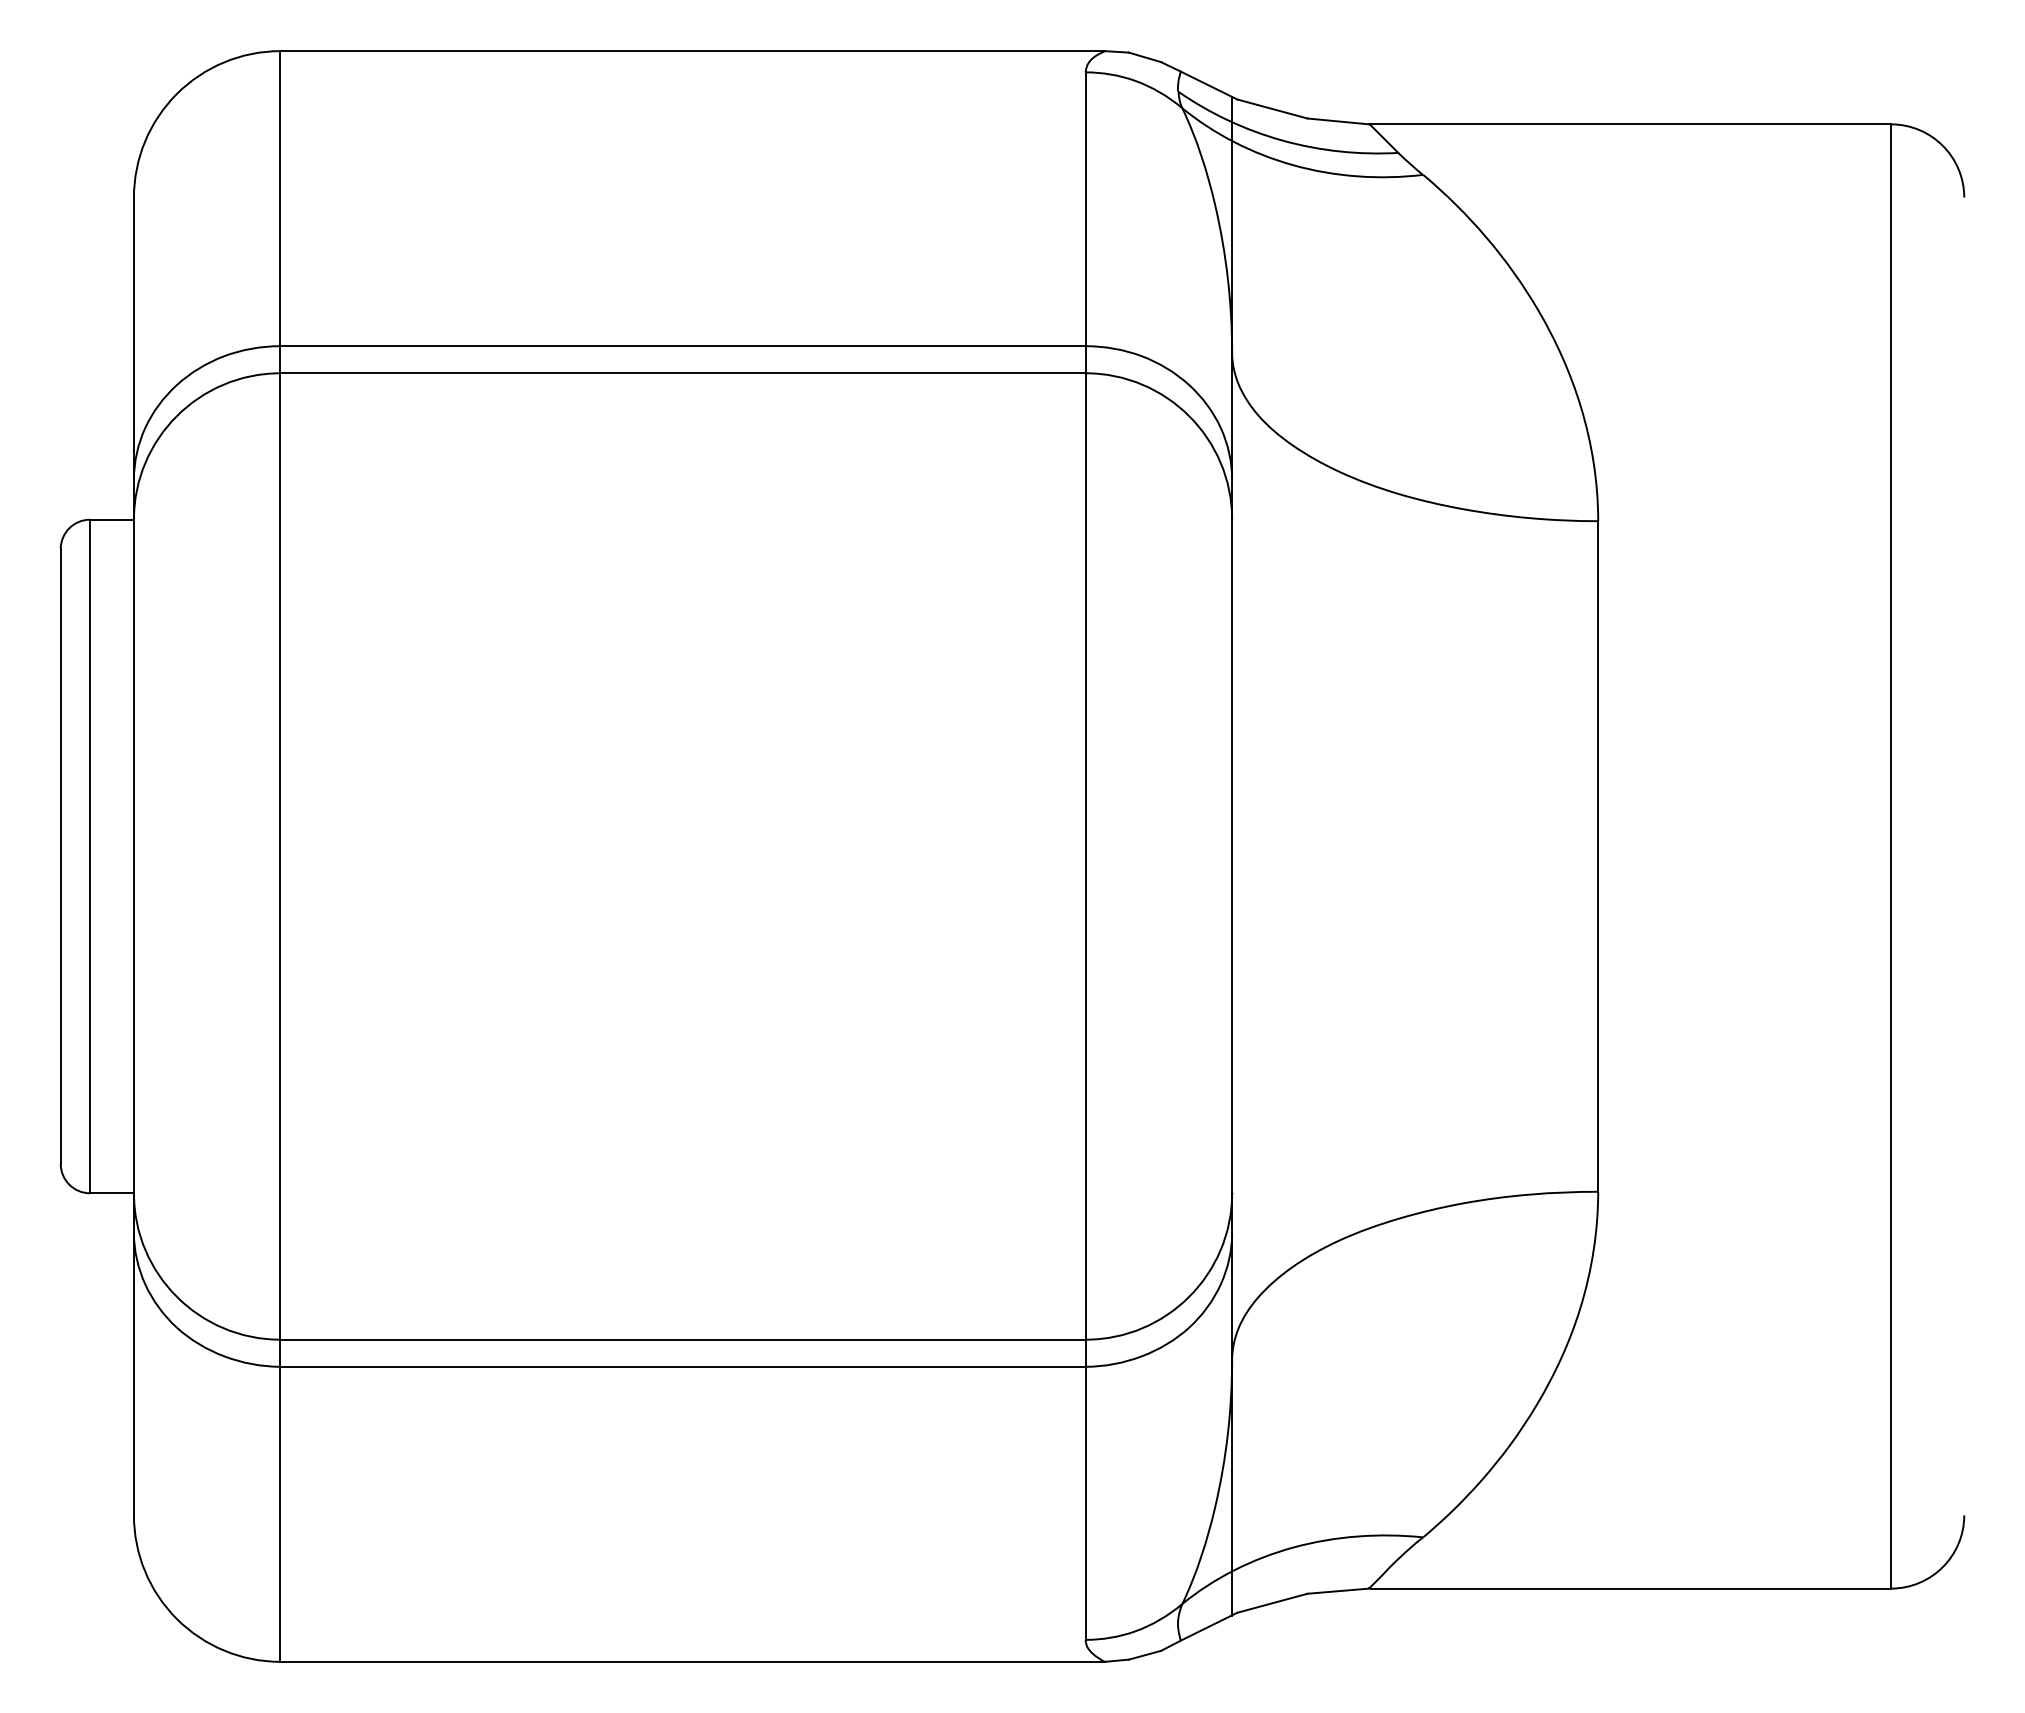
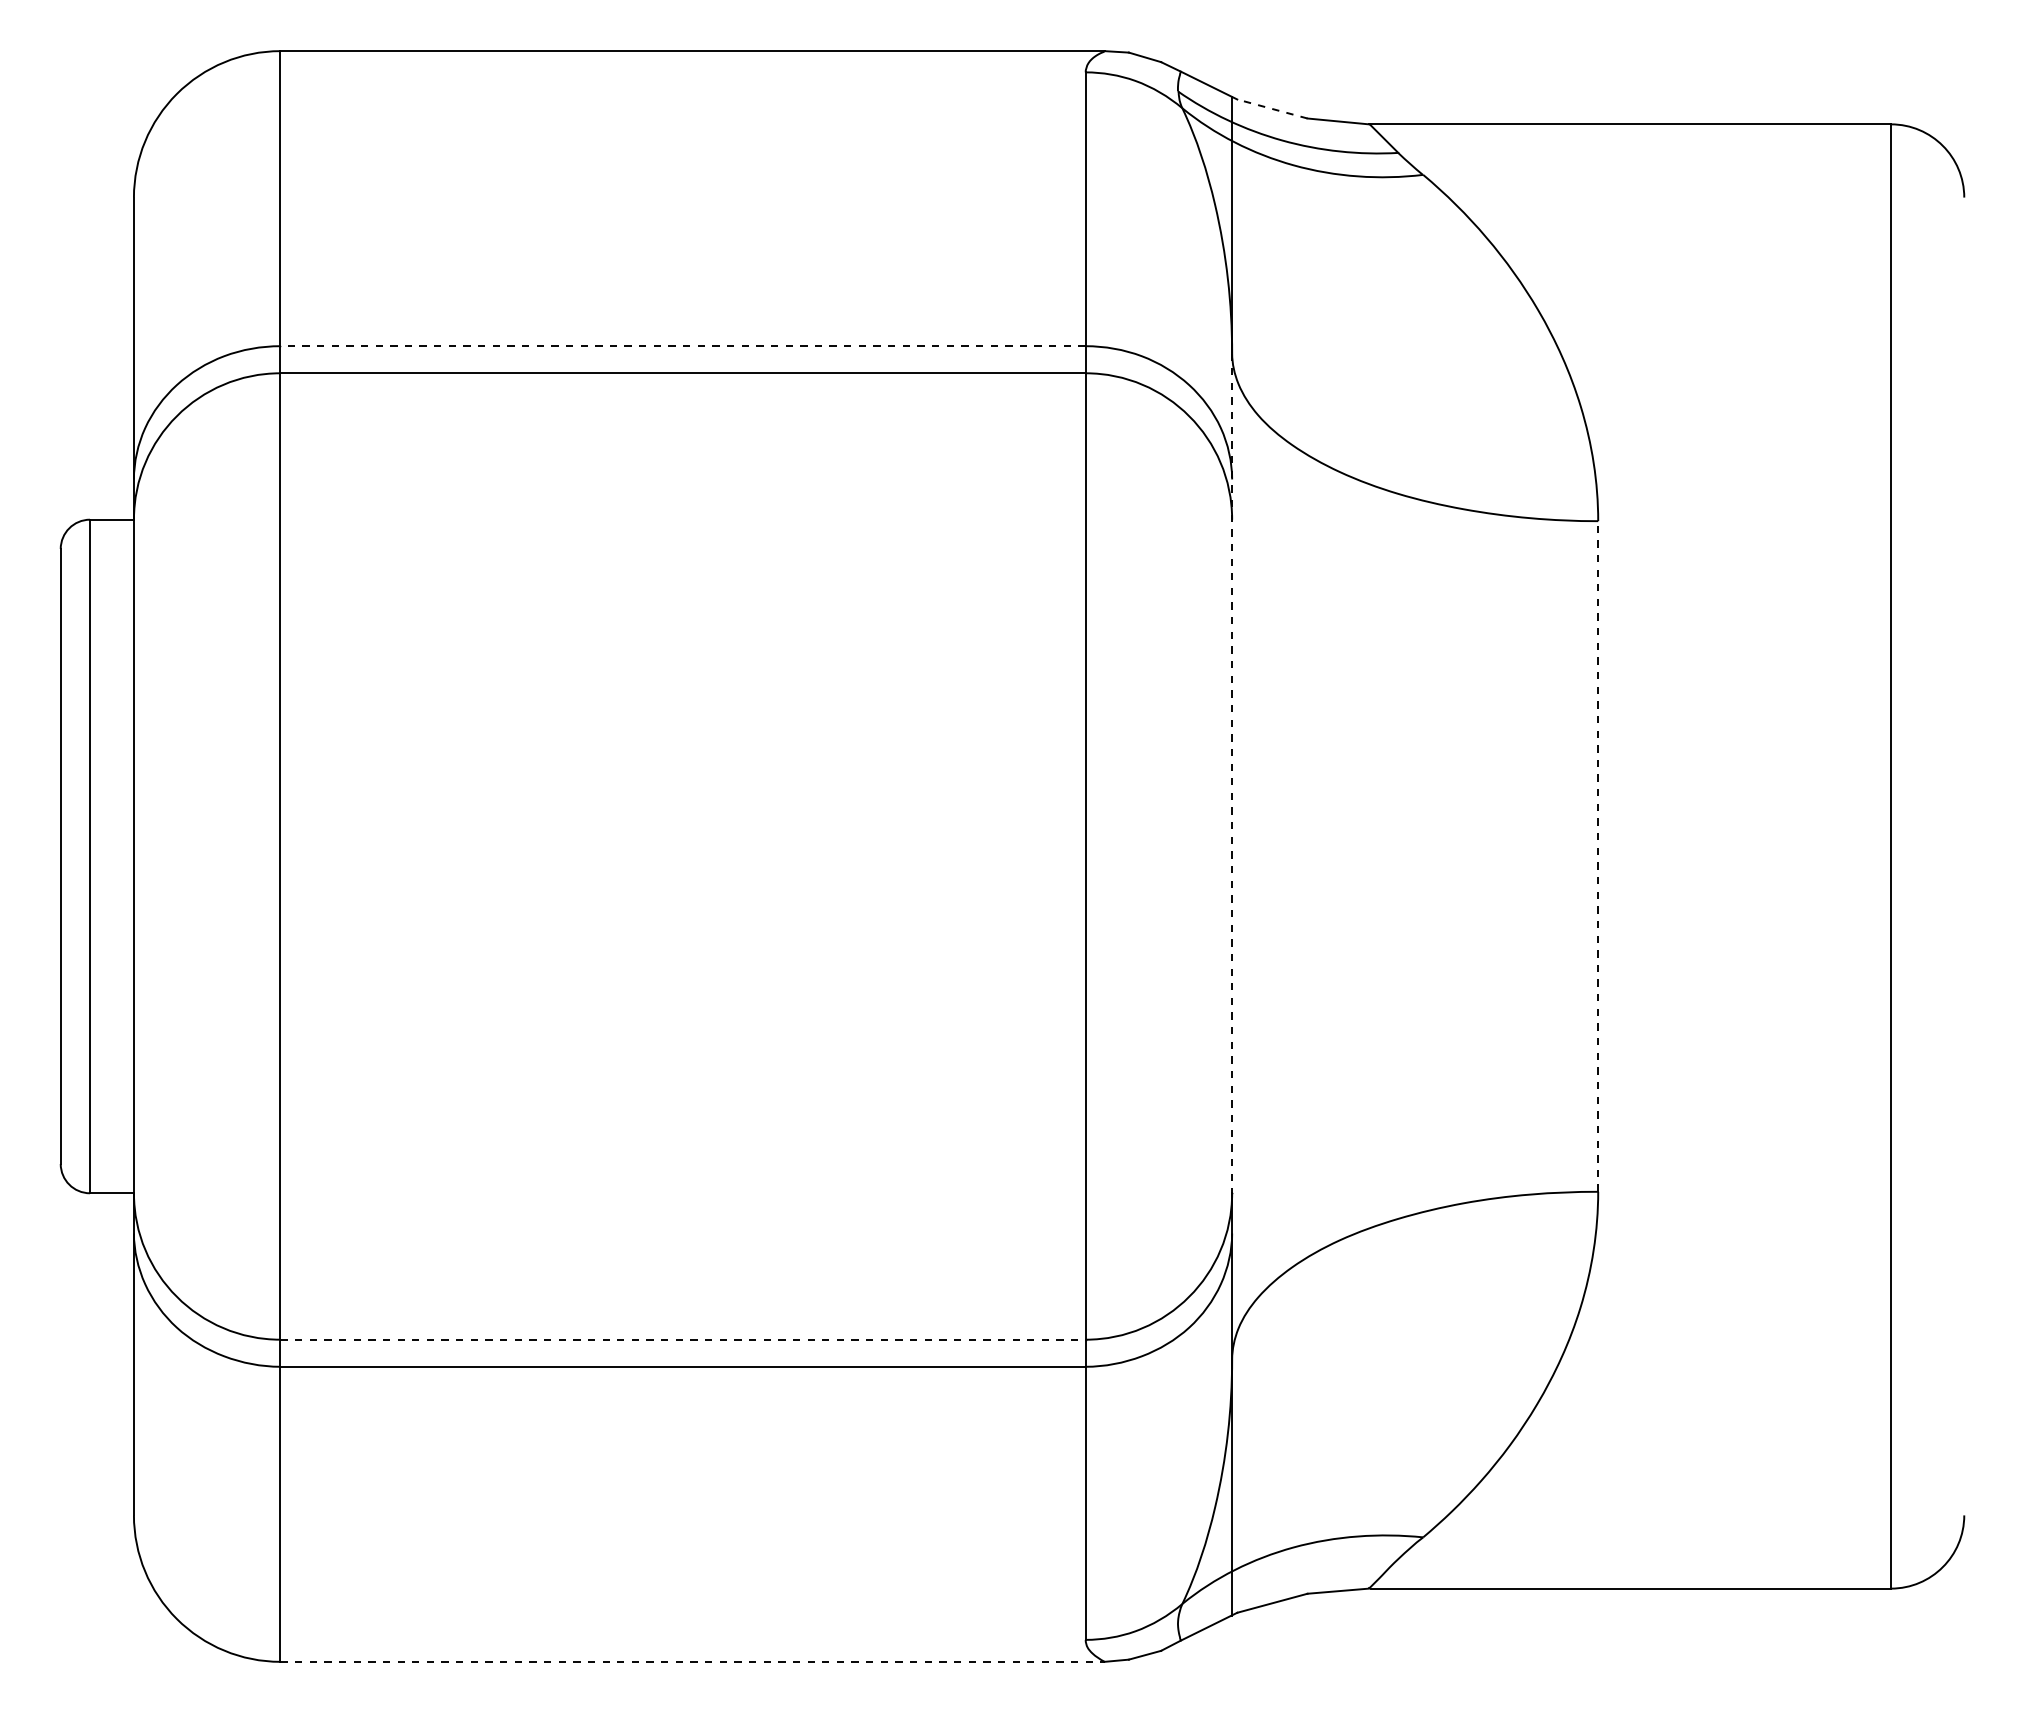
line: solid -> dashed (1271, 108)
line: solid -> dashed (683, 346)
line: solid -> dashed (1232, 773)
line: solid -> dashed (1598, 856)
line: solid -> dashed (683, 1339)
line: solid -> dashed (693, 1661)
